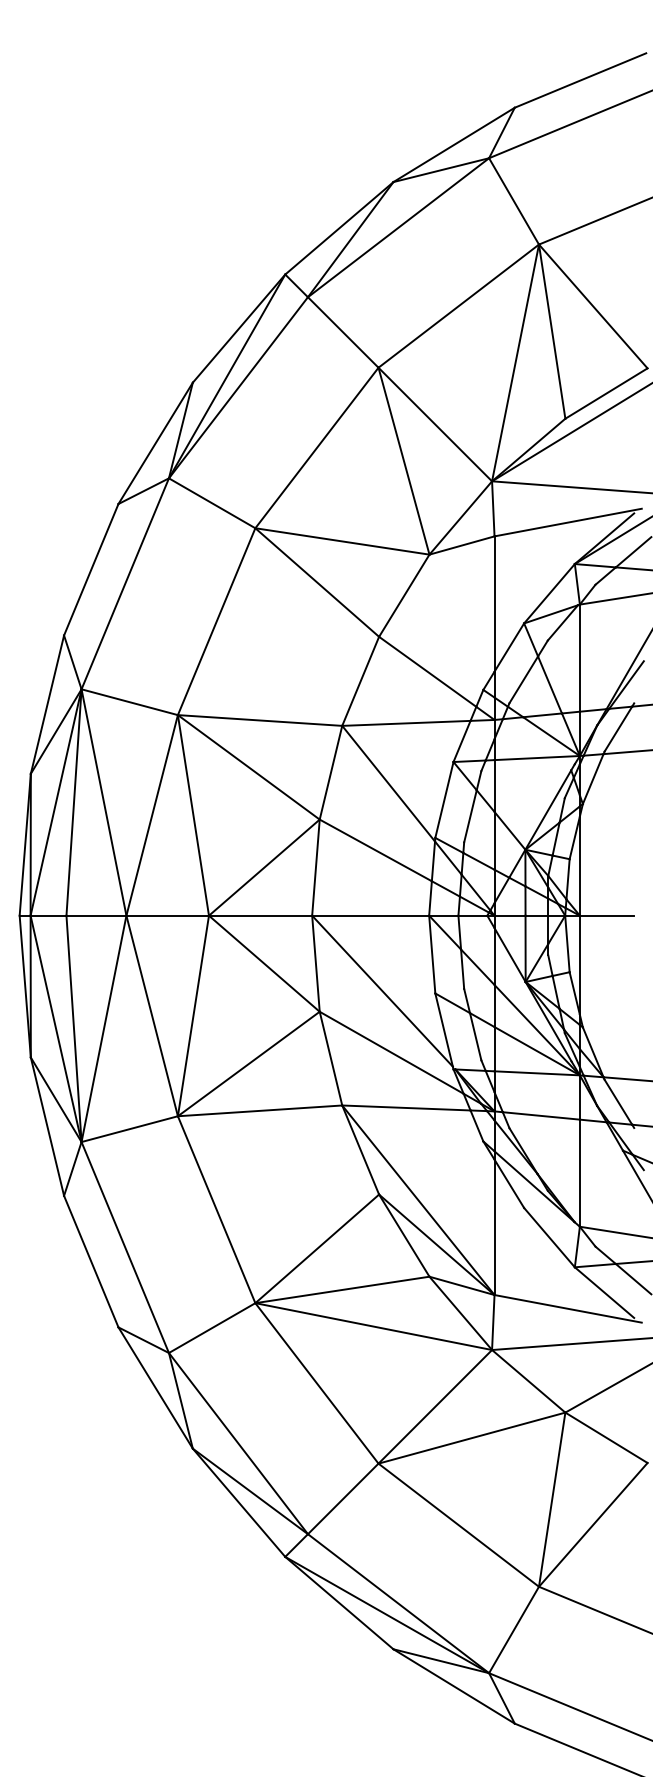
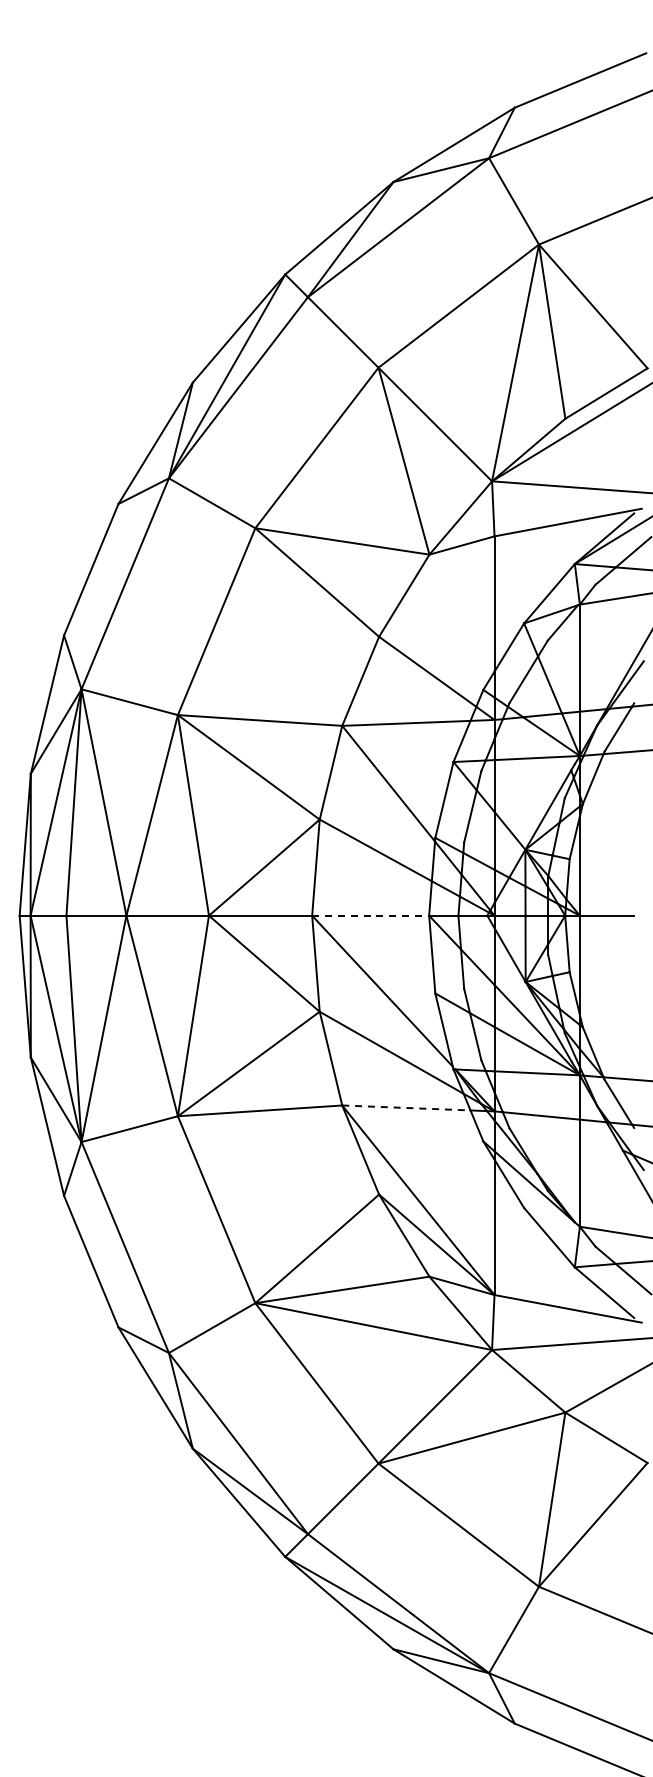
line: solid -> dashed (370, 915)
line: solid -> dashed (406, 1107)
